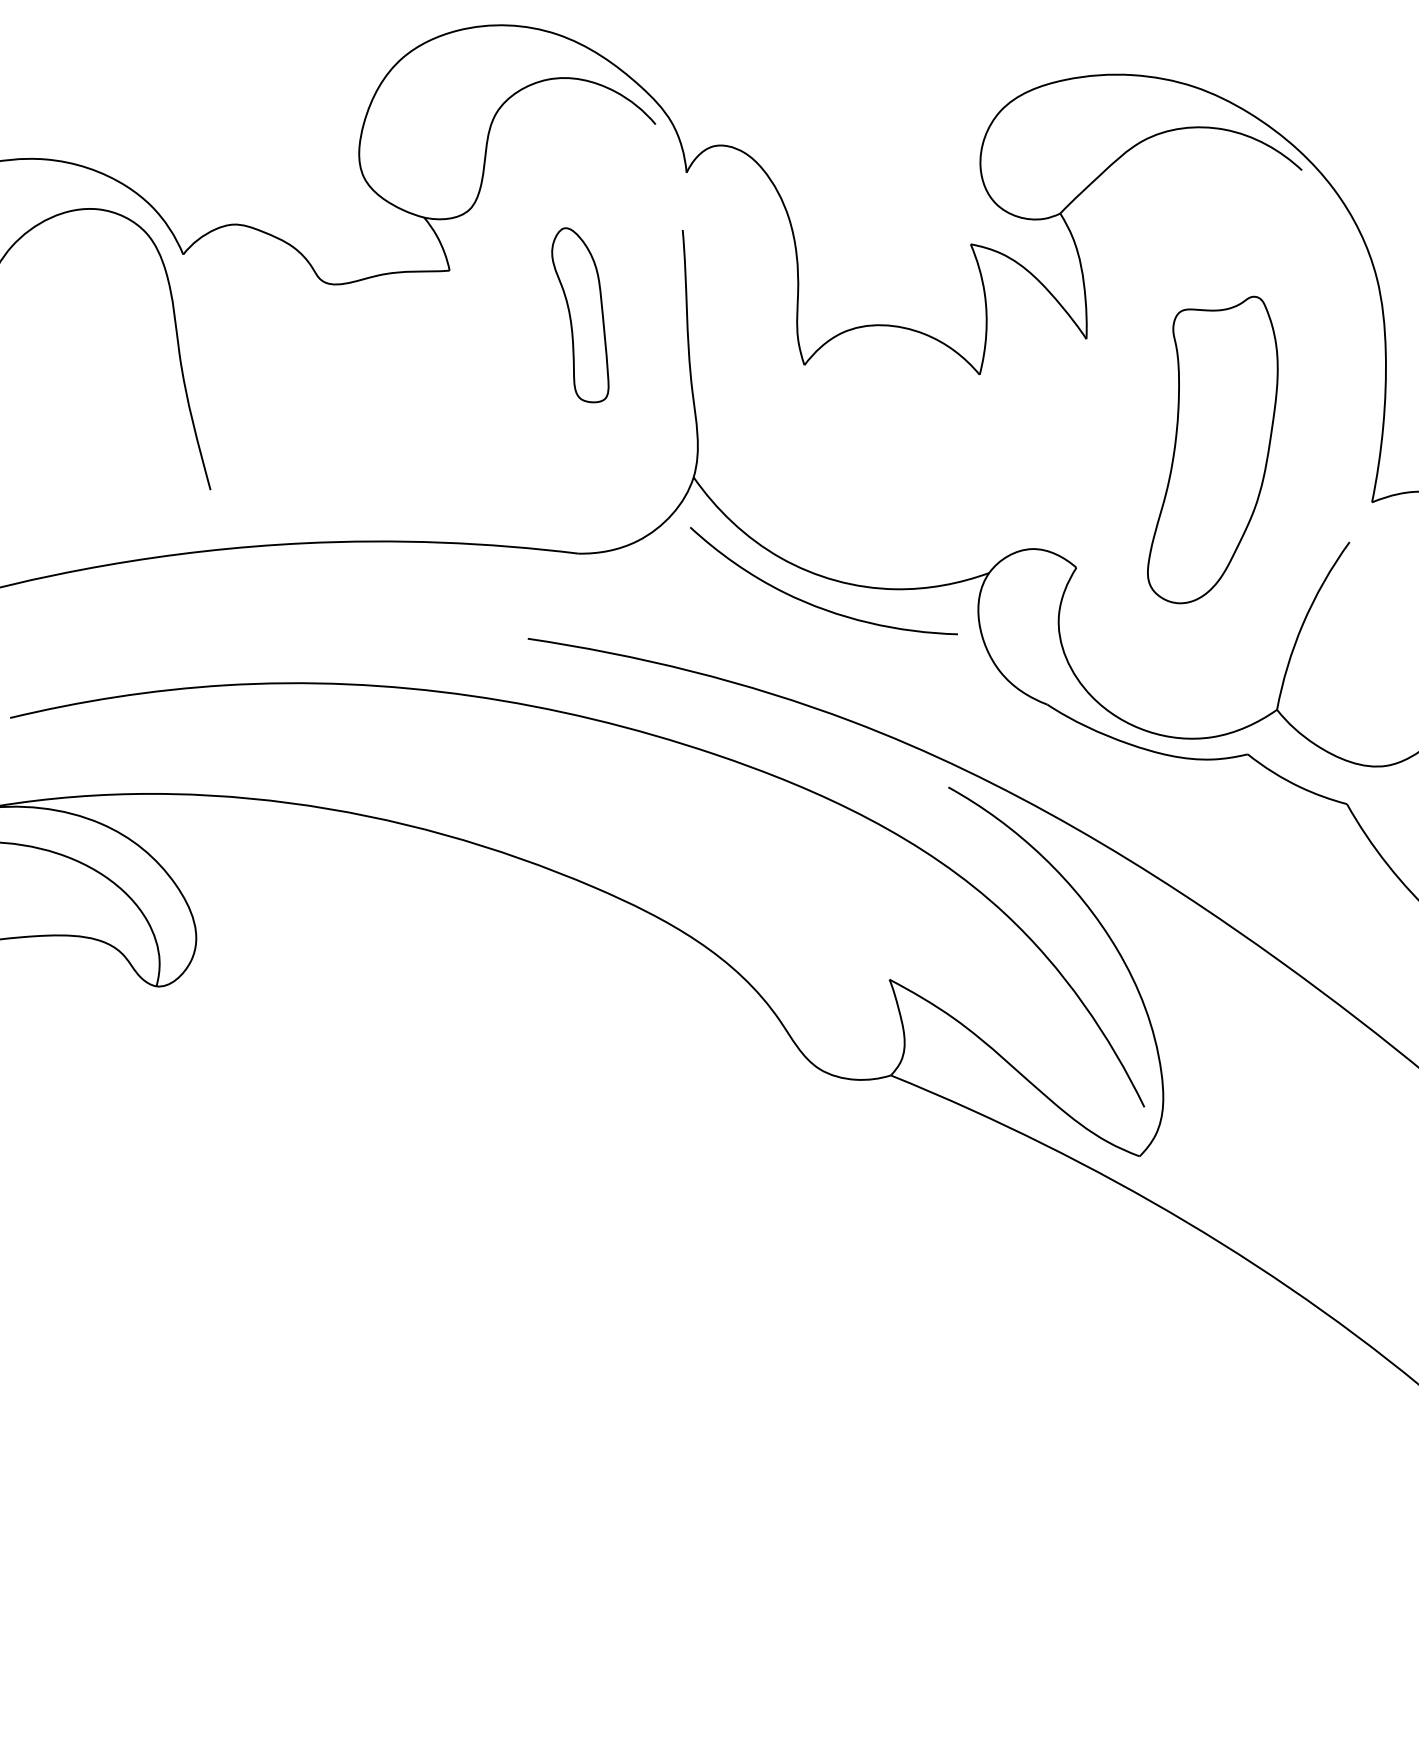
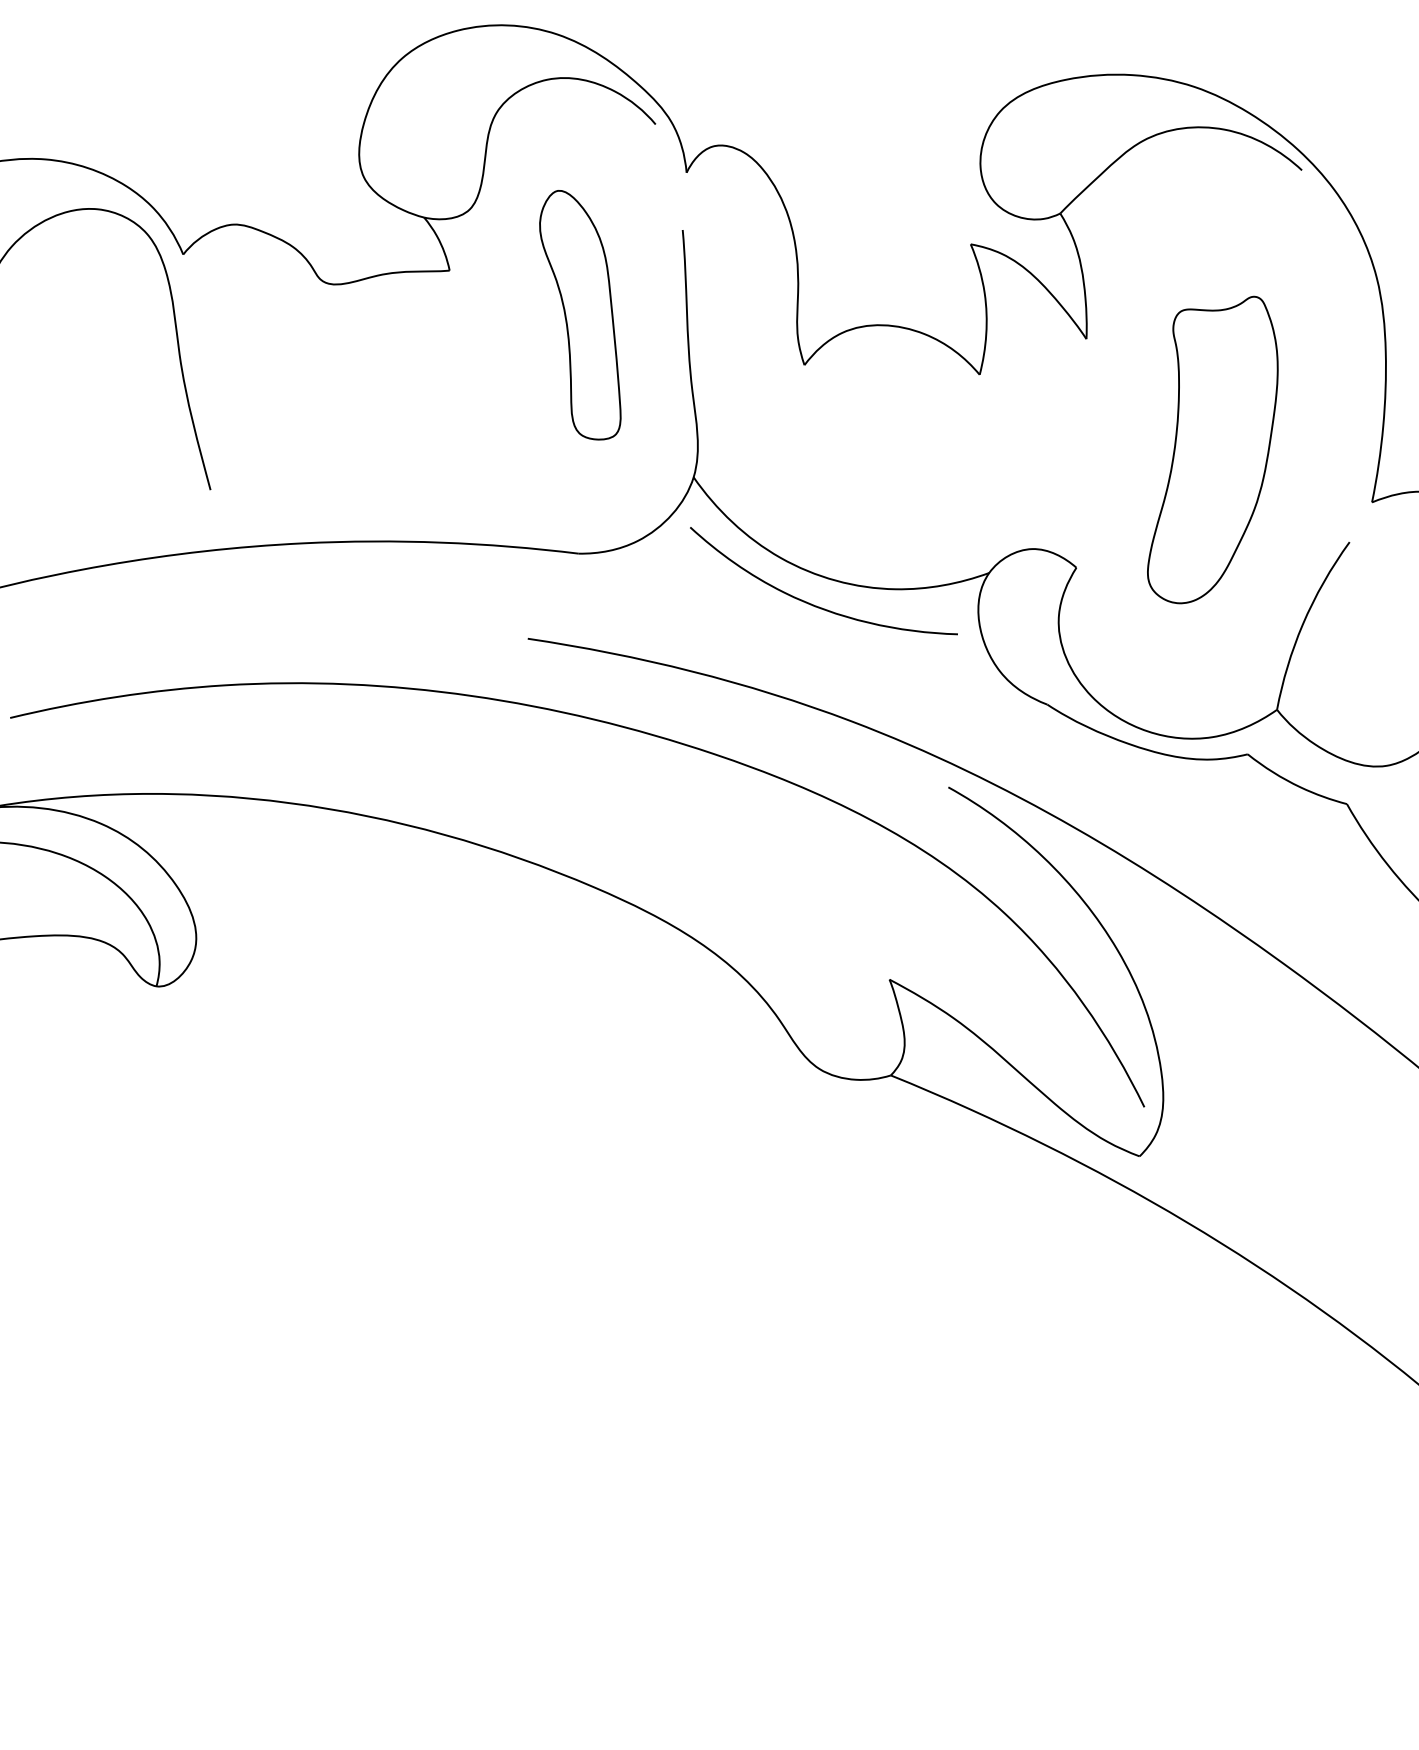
part size: 59x177 px -> 83x251 px (580, 315)
